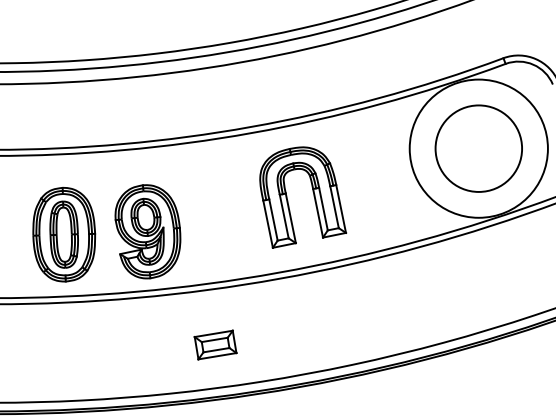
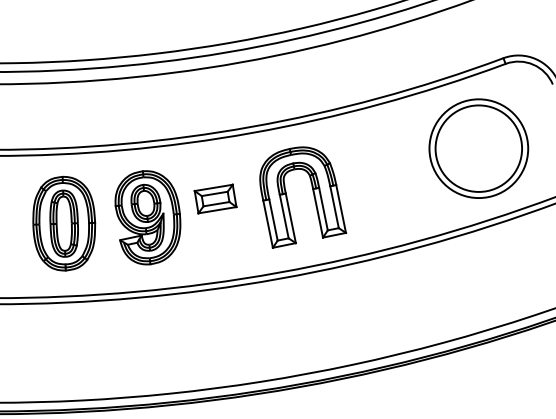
circle diameter: 138 px -> 99 px (478, 148)
part position: (147, 231) -> (147, 217) (147, 217)
part position: (64, 234) -> (64, 223) (64, 223)
part position: (215, 344) -> (215, 198) (215, 198)
